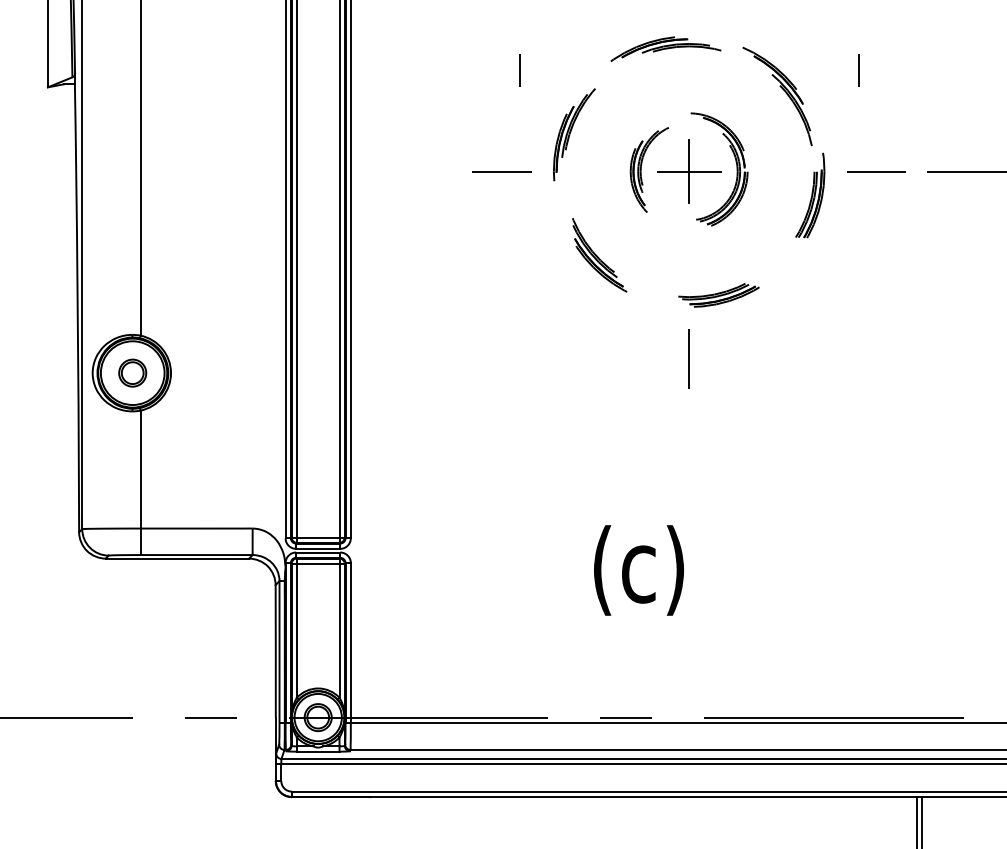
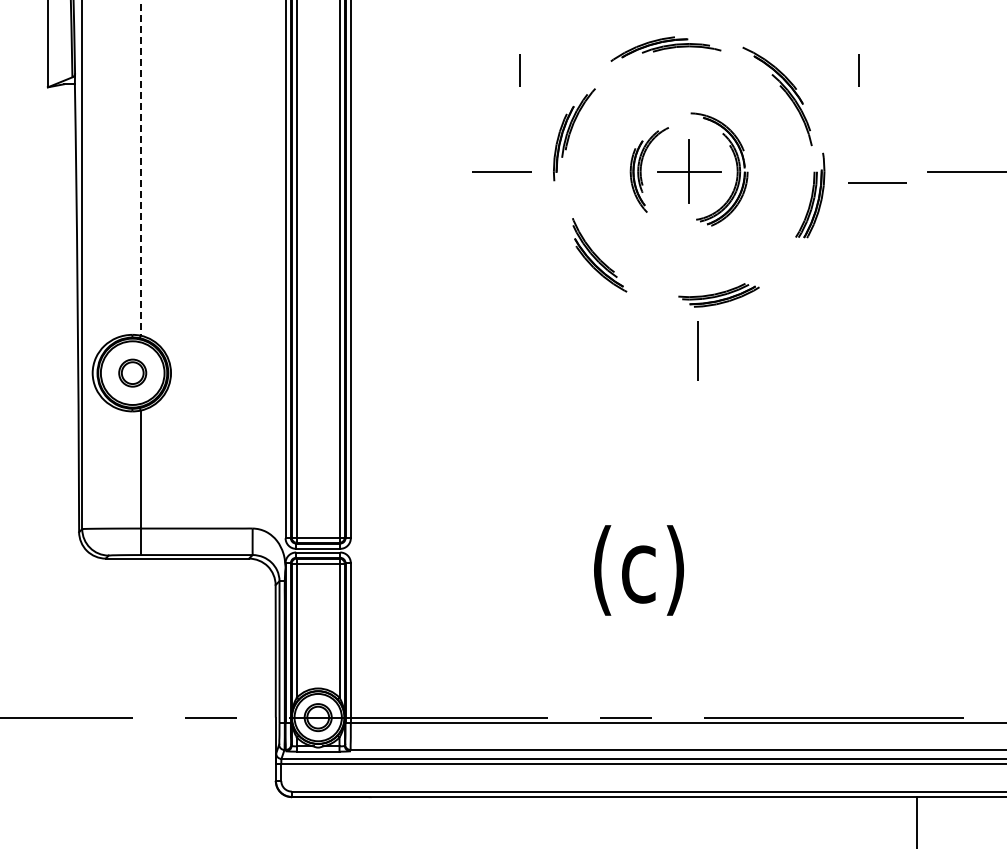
line: solid -> dashed (140, 168)
line position: (876, 171) -> (877, 182) (877, 182)
line position: (688, 358) -> (697, 350) (697, 350)
line: present -> none (922, 821)
